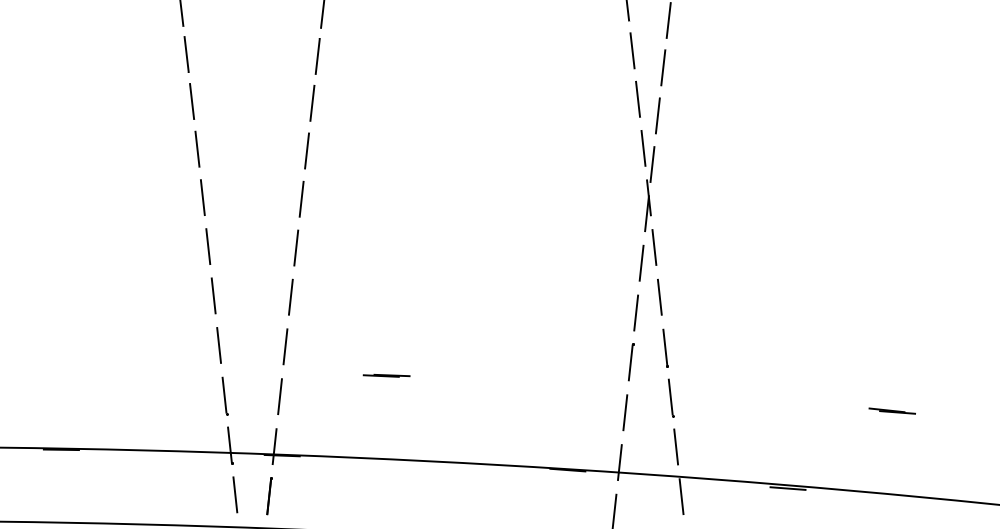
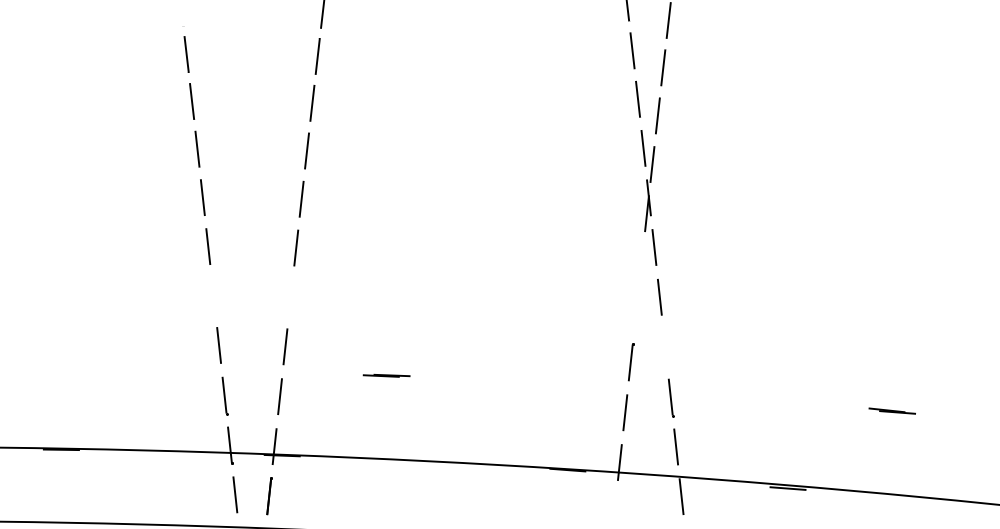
line: present -> none (181, 14)
line: present -> none (641, 262)
line: present -> none (213, 295)
line: present -> none (290, 296)
line: present -> none (635, 312)
line: present -> none (665, 347)
line: present -> none (614, 509)
